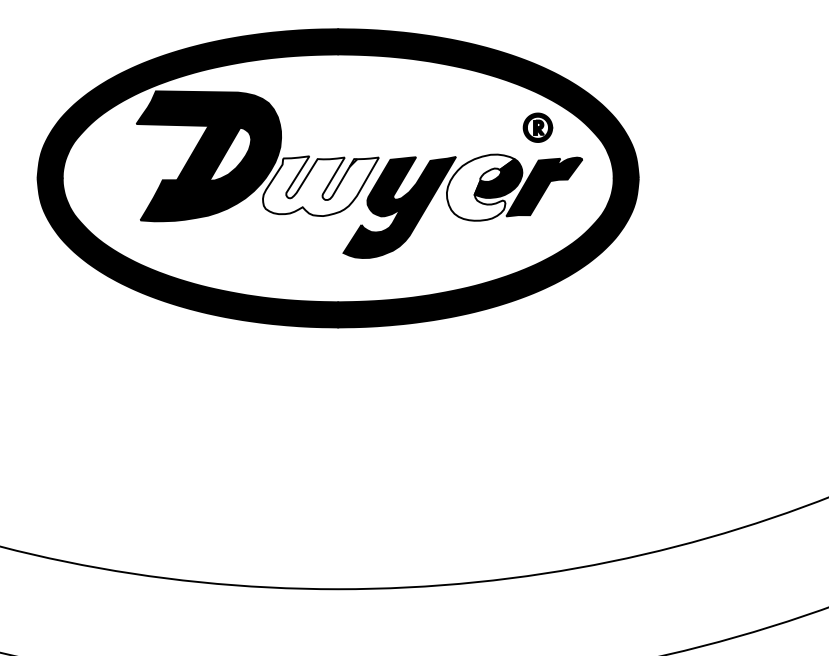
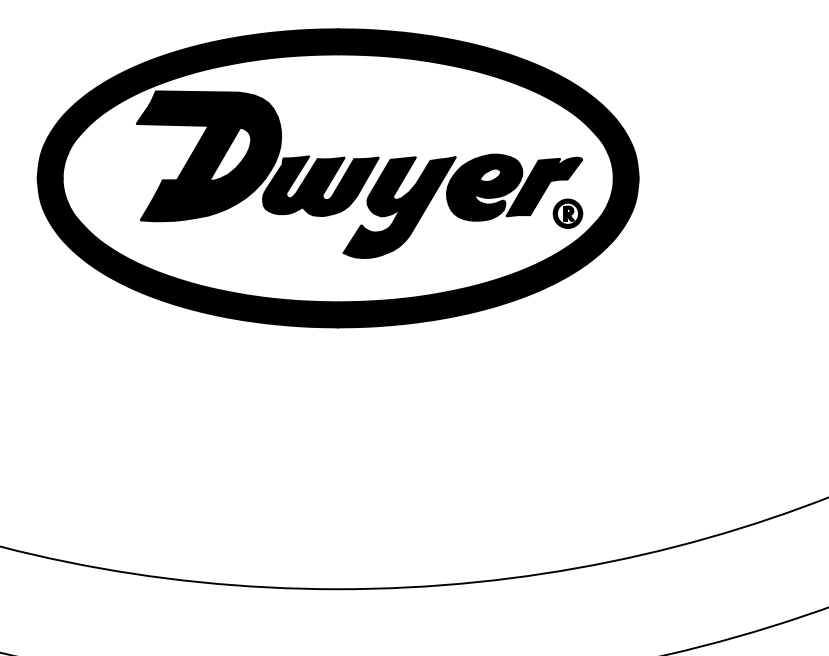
part position: (537, 127) -> (567, 213) (567, 213)
fill: none -> present (320, 186)
fill: none -> present (480, 187)
